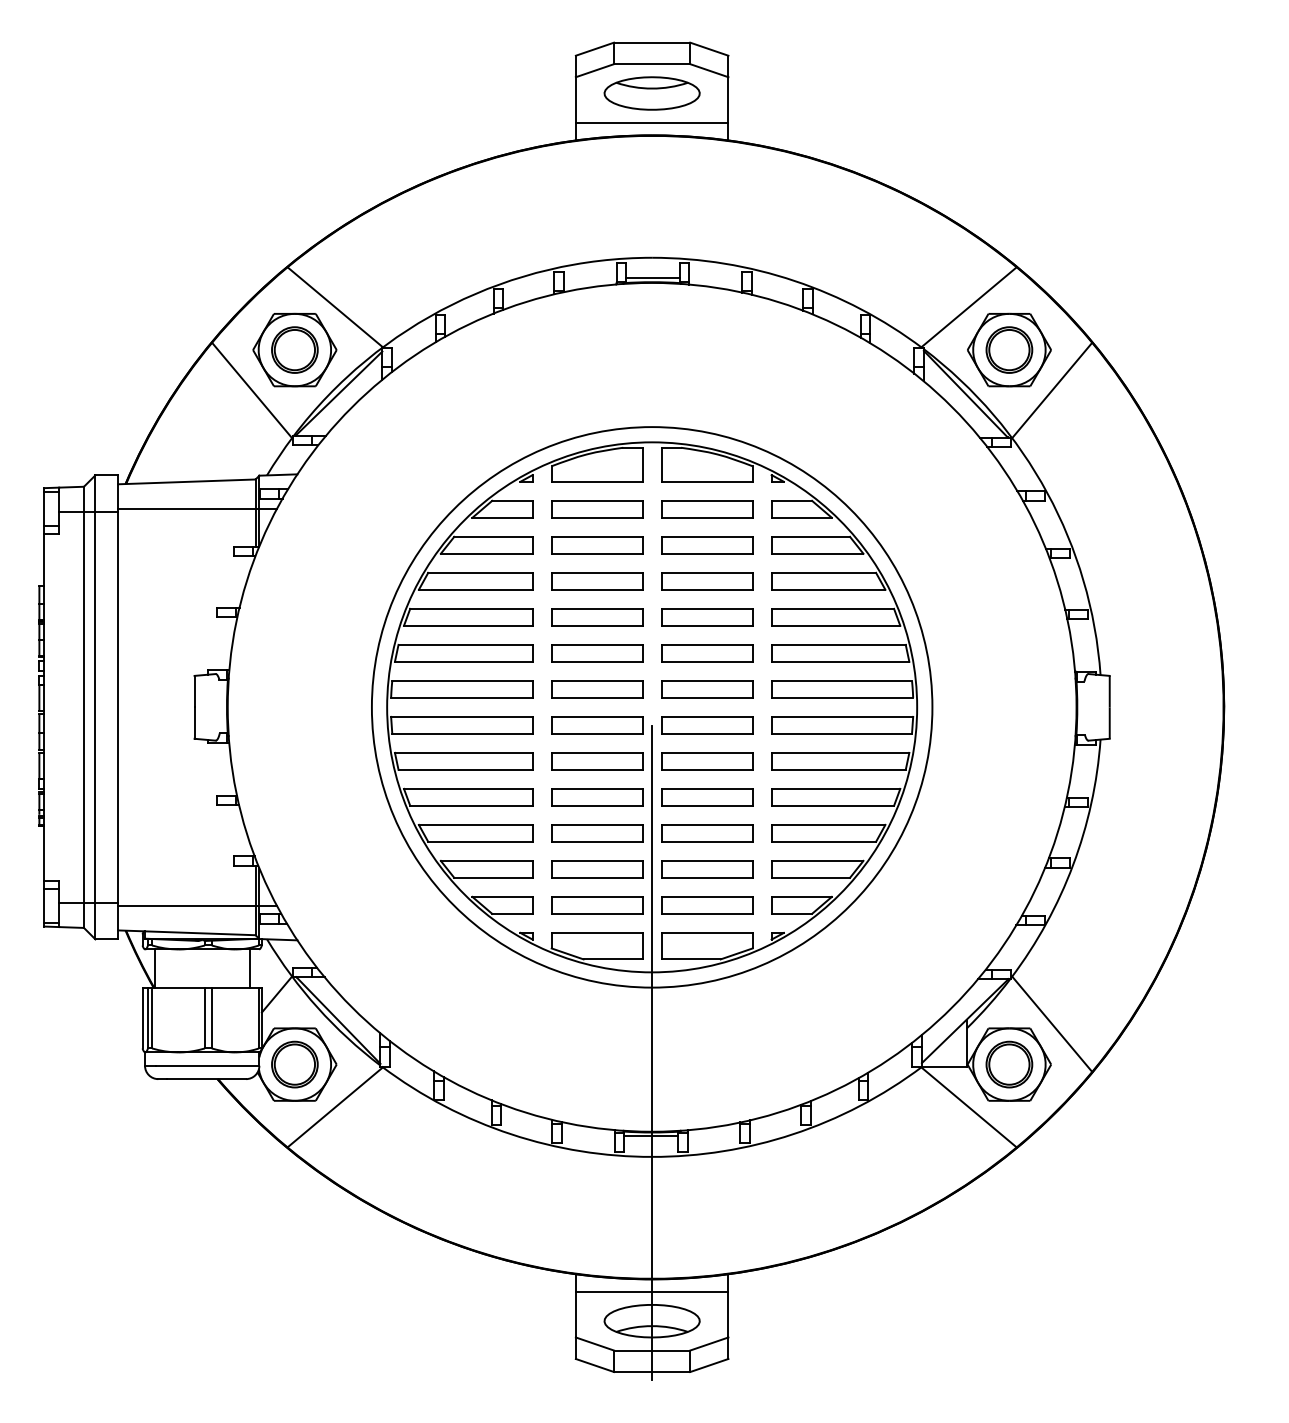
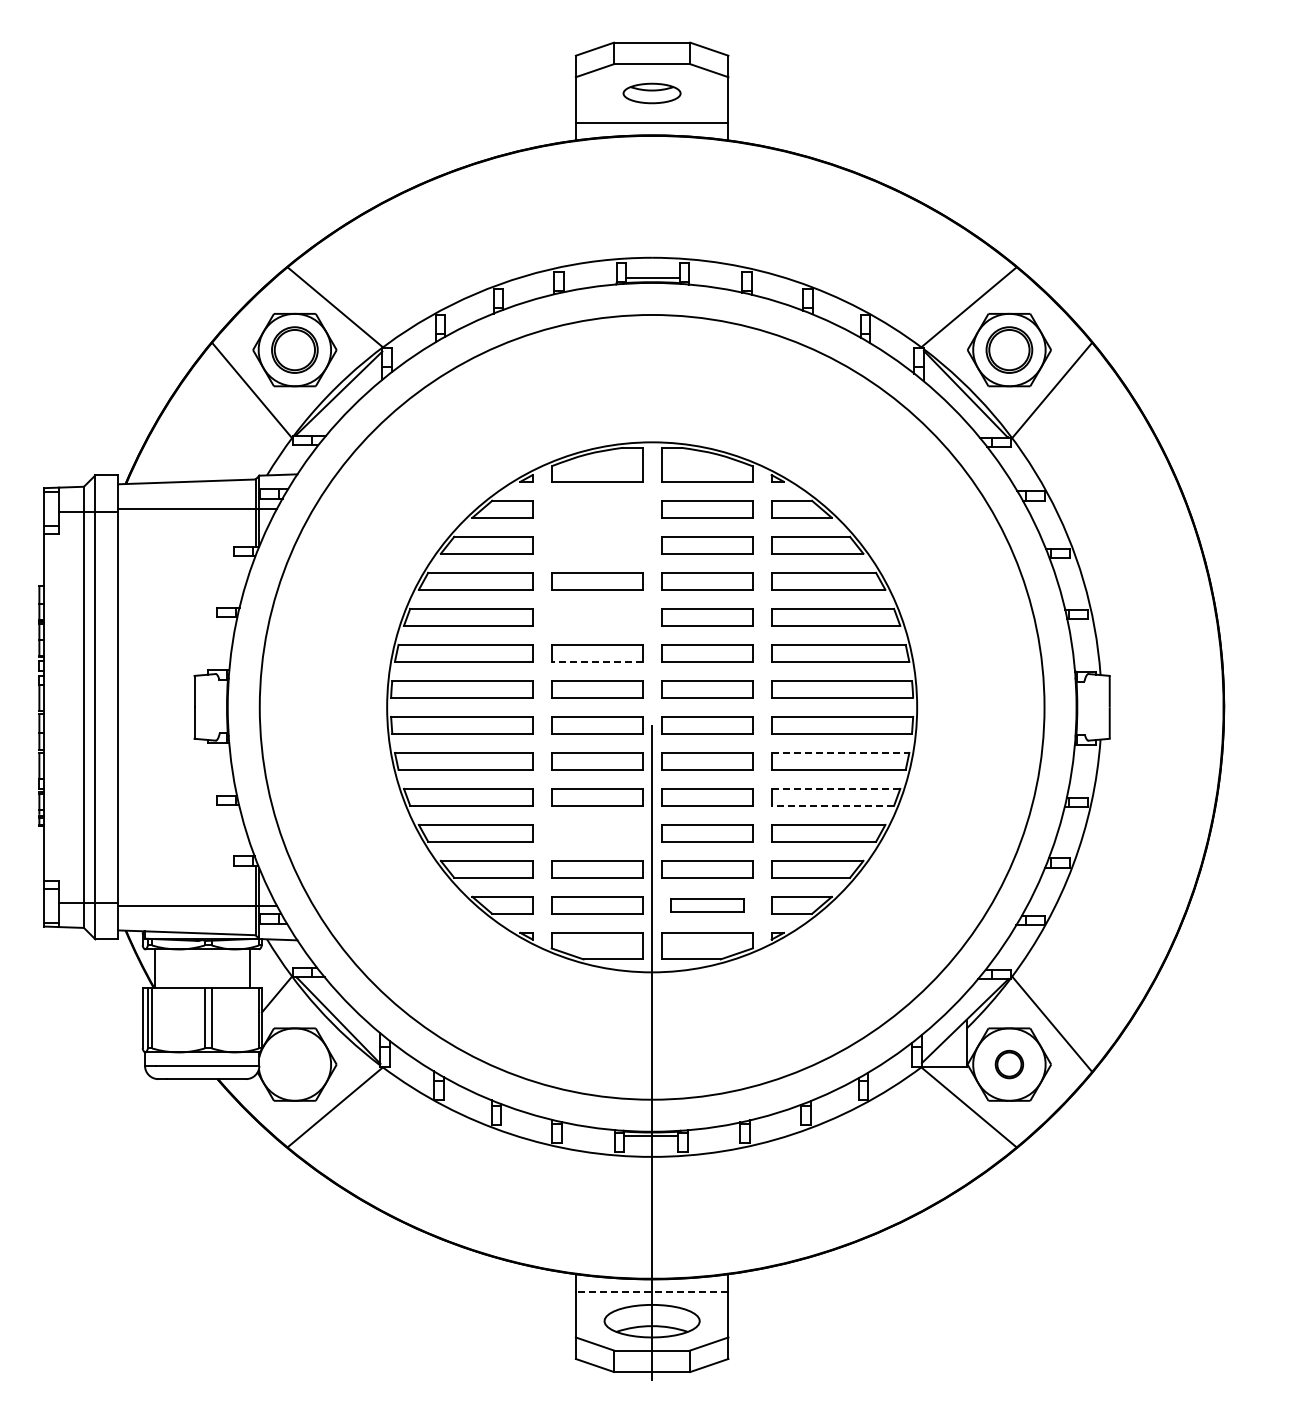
part size: 98x35 px -> 60x23 px (651, 93)
part: present -> none (597, 509)
part: present -> none (597, 545)
part: present -> none (597, 617)
line: solid -> dashed (596, 661)
circle diameter: 561 px -> 785 px (651, 706)
line: solid -> dashed (840, 752)
line: solid -> dashed (836, 788)
line: solid -> dashed (832, 805)
part: present -> none (597, 833)
part size: 93x19 px -> 75x15 px (707, 905)
part: present -> none (294, 1064)
part size: 49x49 px -> 31x30 px (1009, 1064)
line: solid -> dashed (651, 1291)
